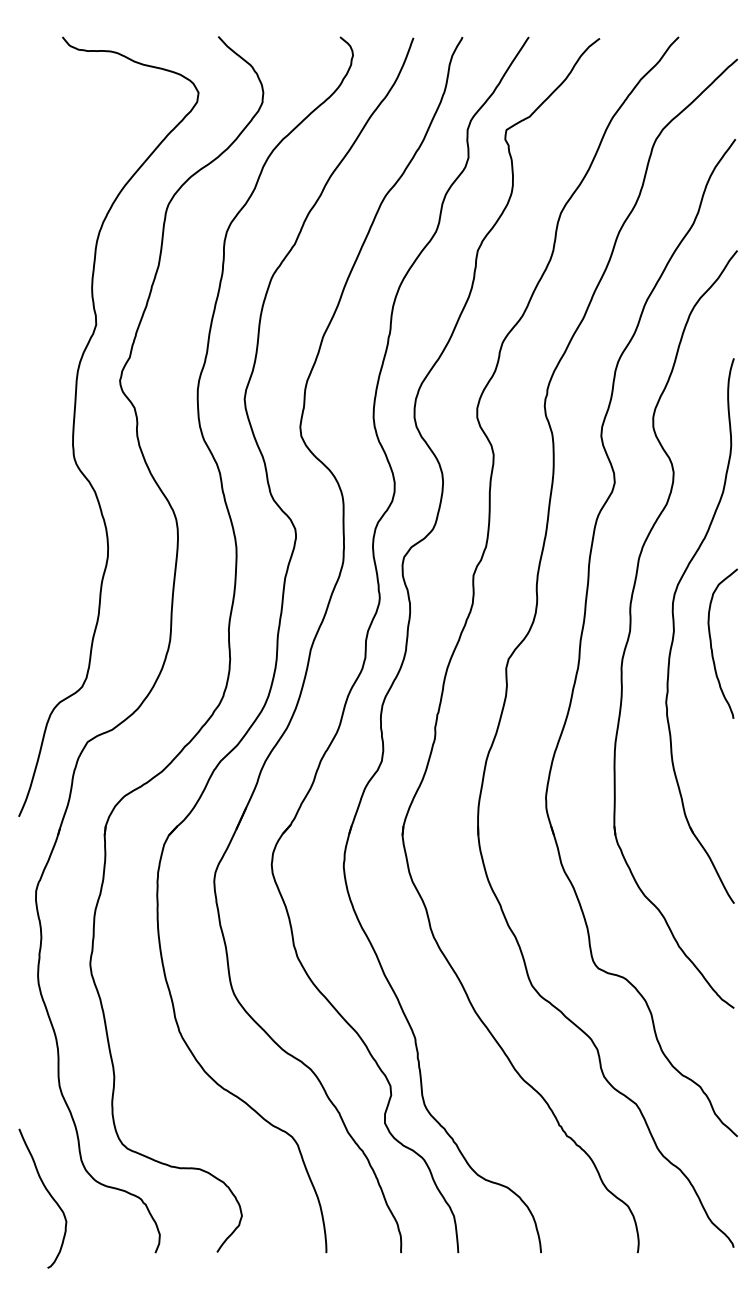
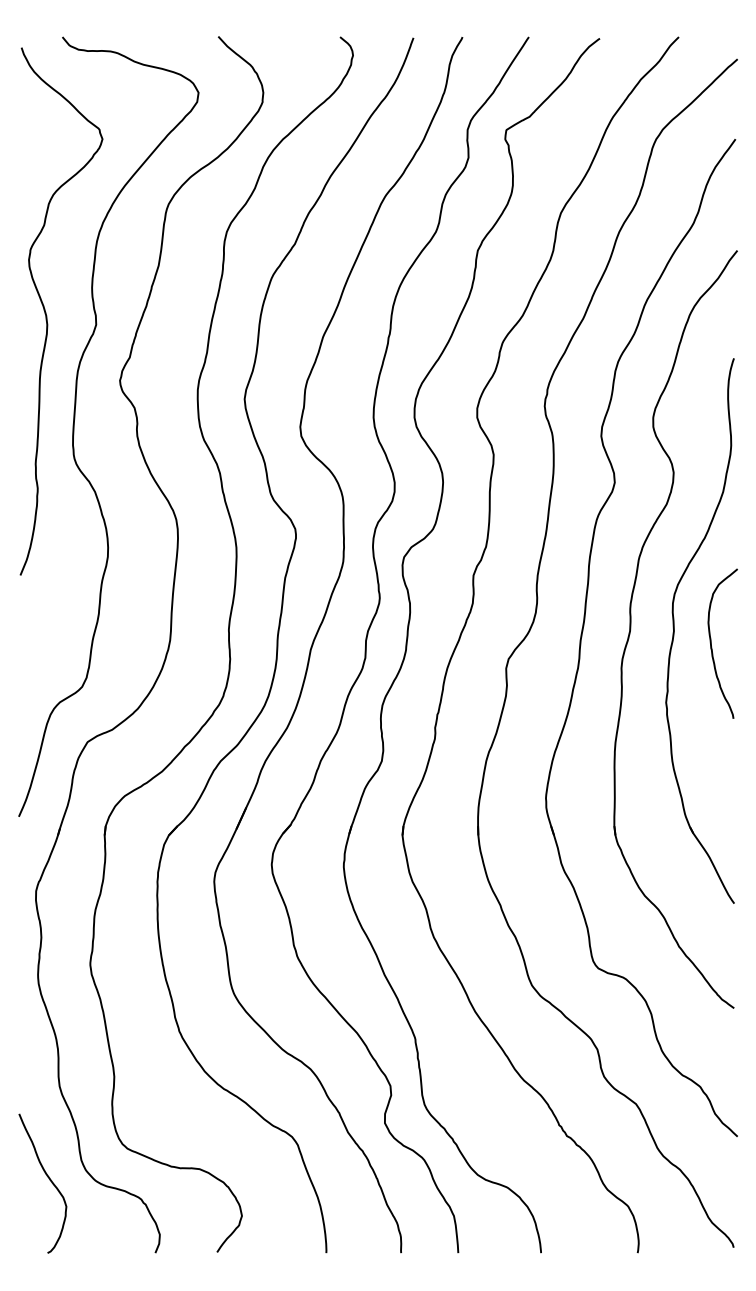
curve: none -> present (47, 315)
curve position: (49, 1195) -> (49, 1180) (49, 1180)
